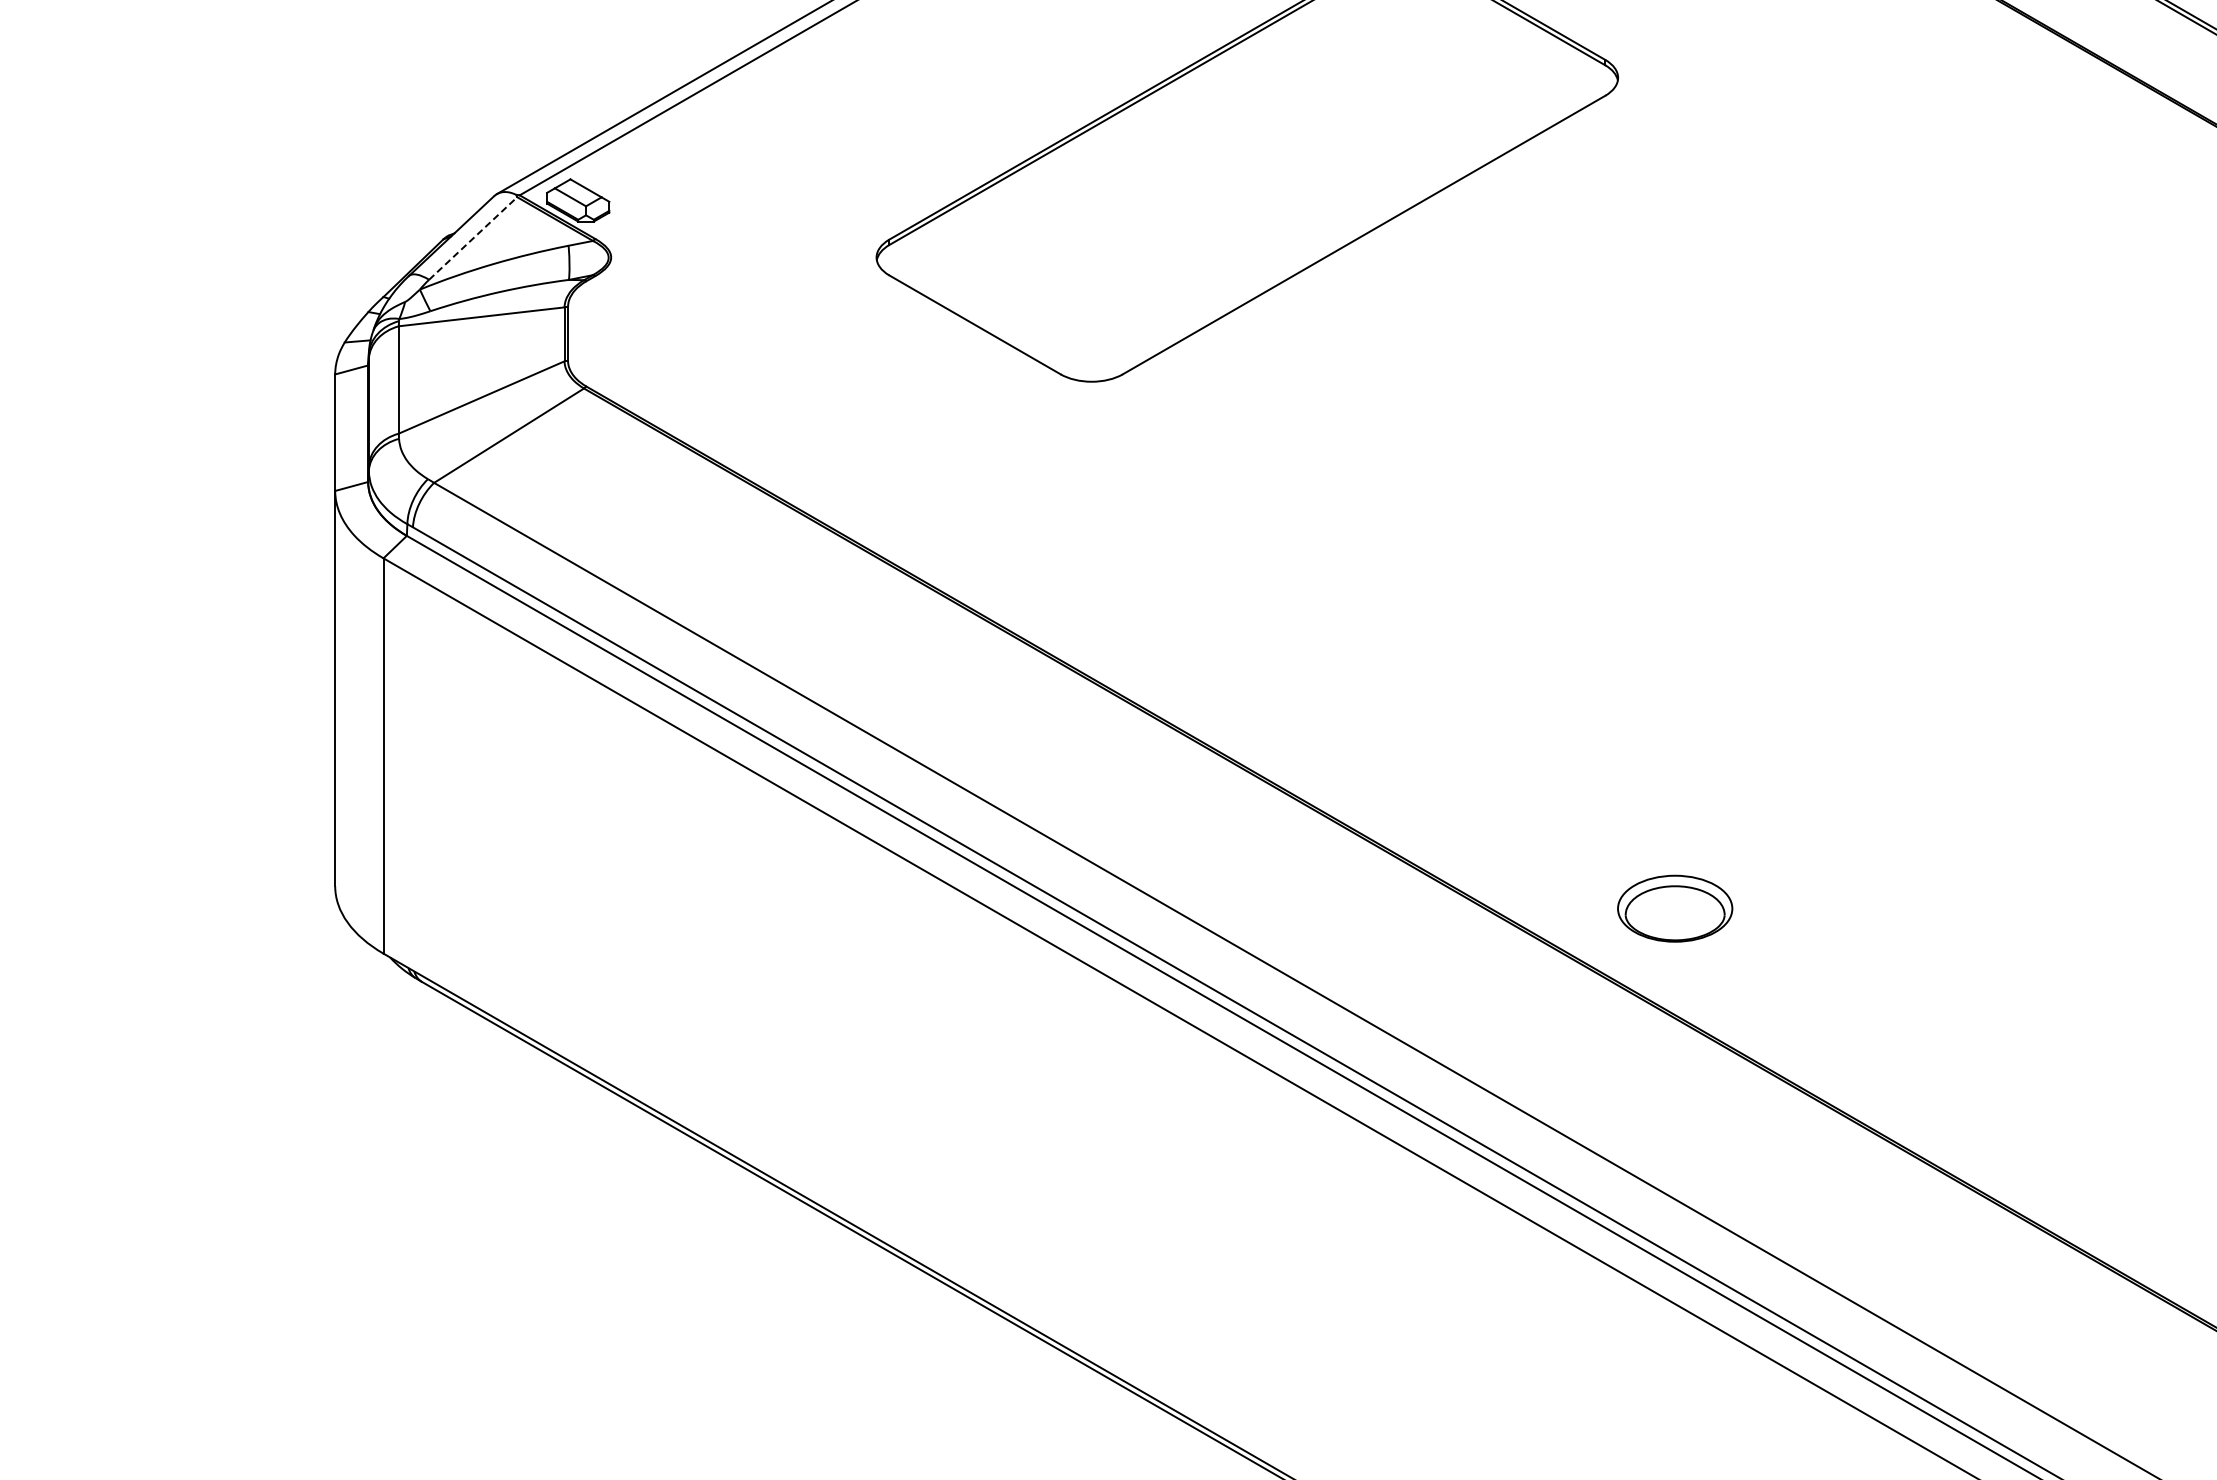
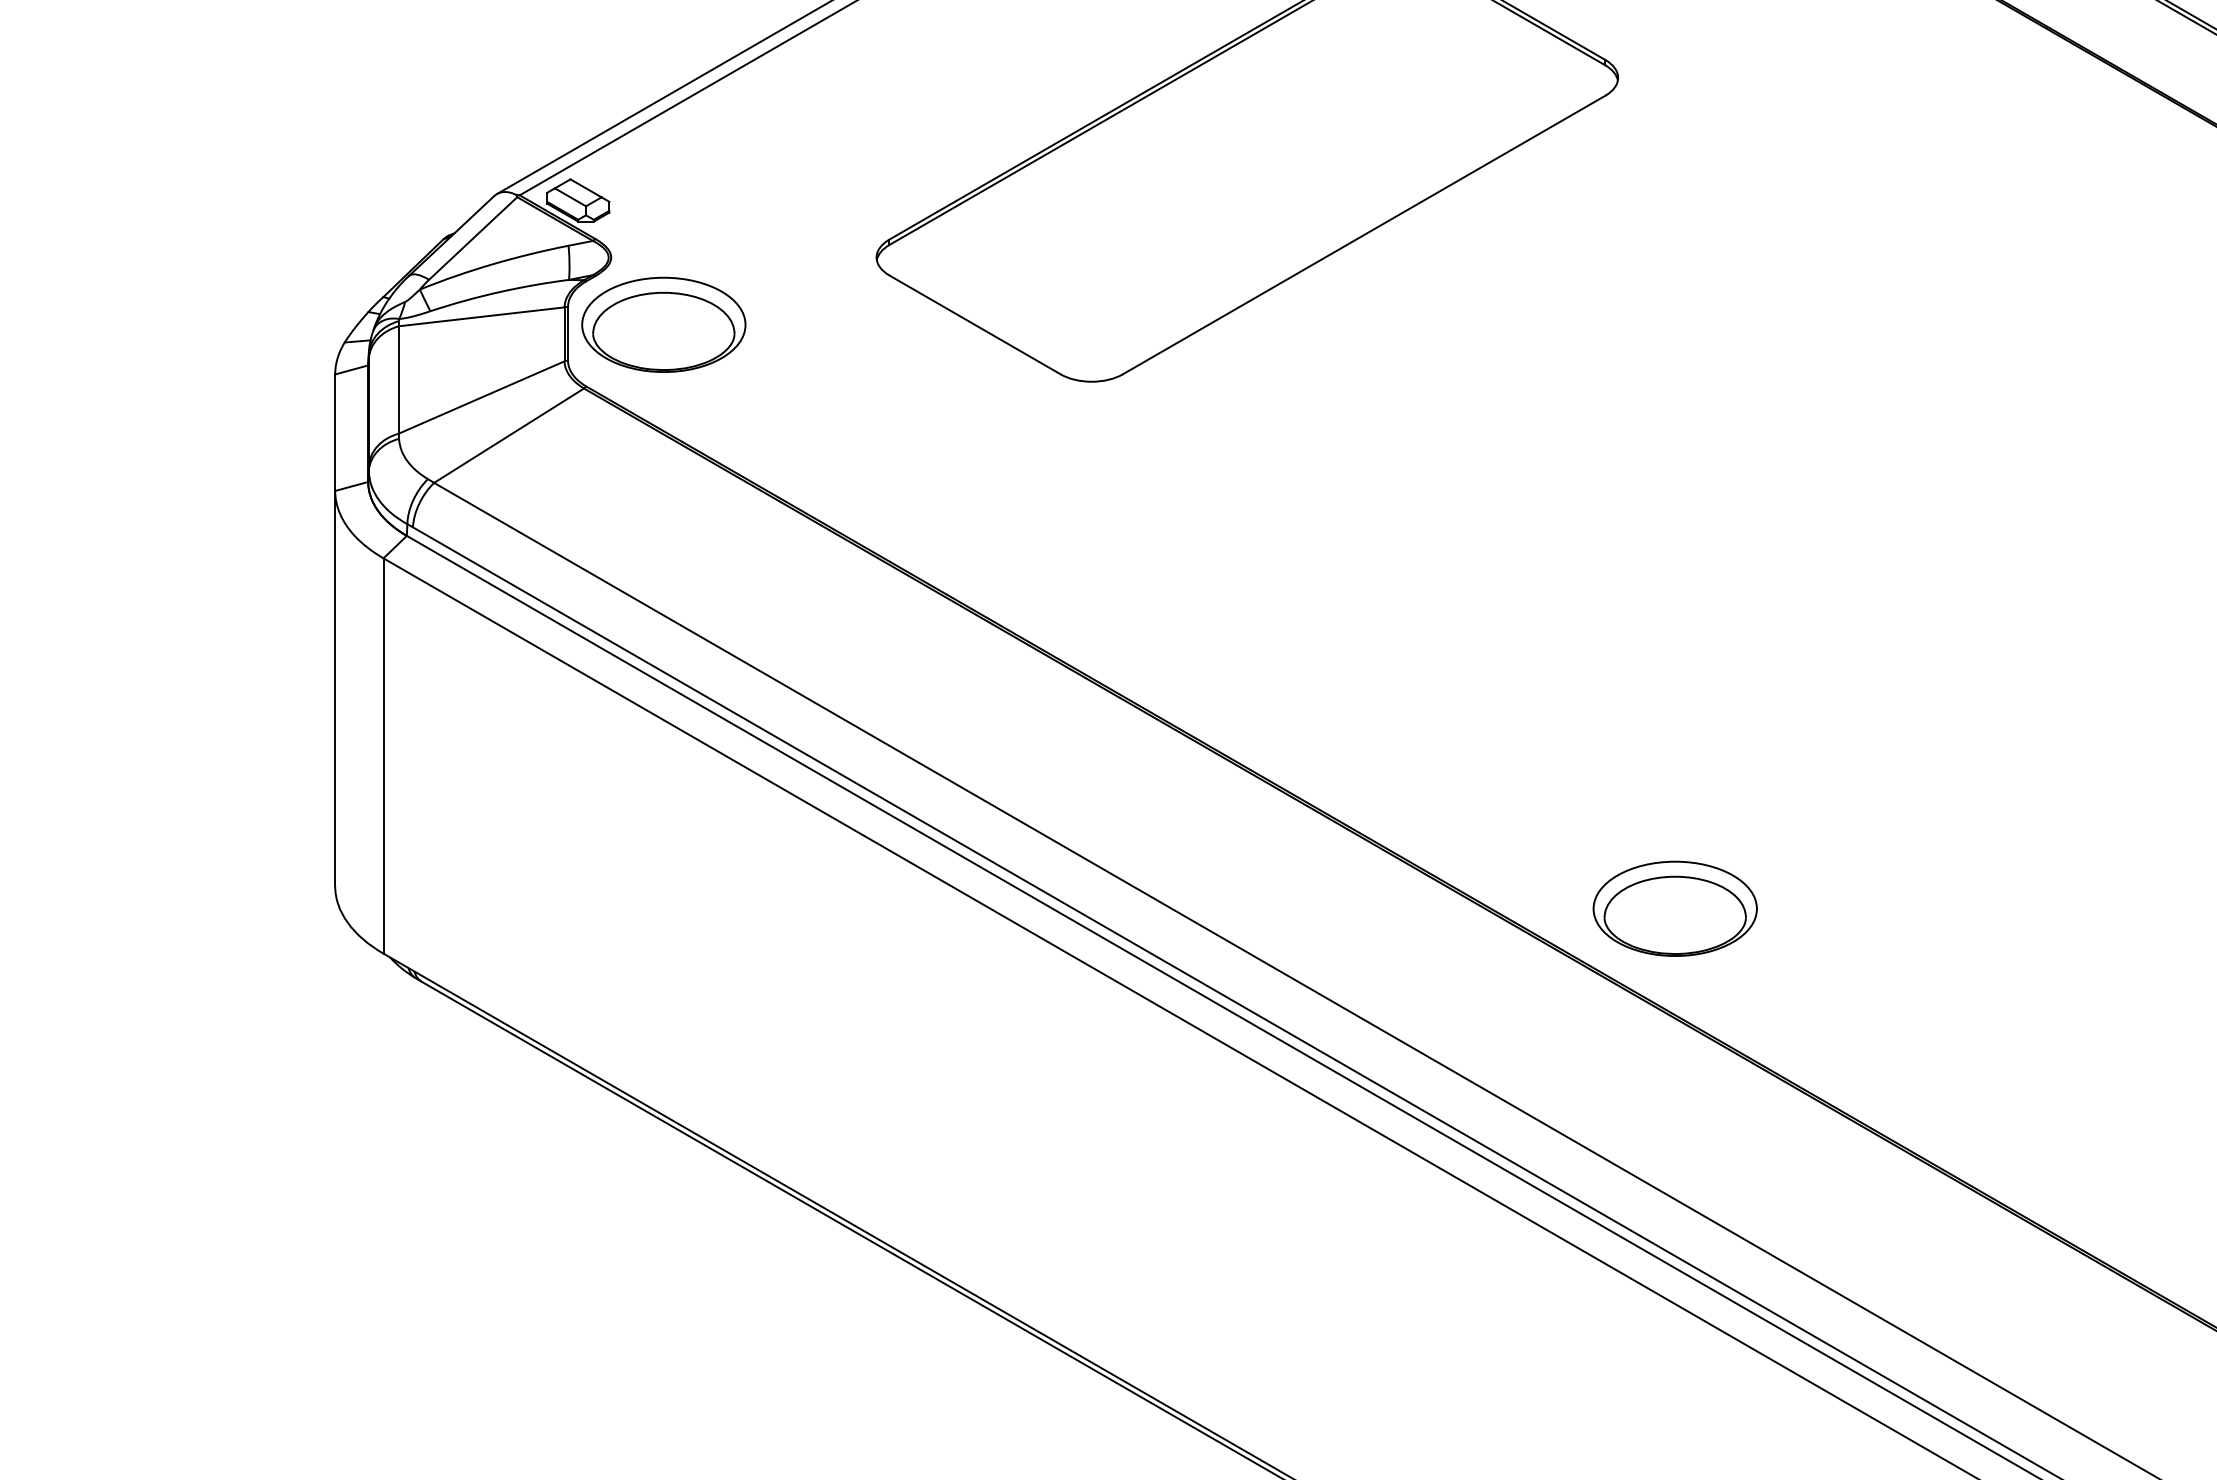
line: dashed -> solid (473, 238)
part: none -> present (663, 324)
part size: 117x69 px -> 166x97 px (1674, 908)
